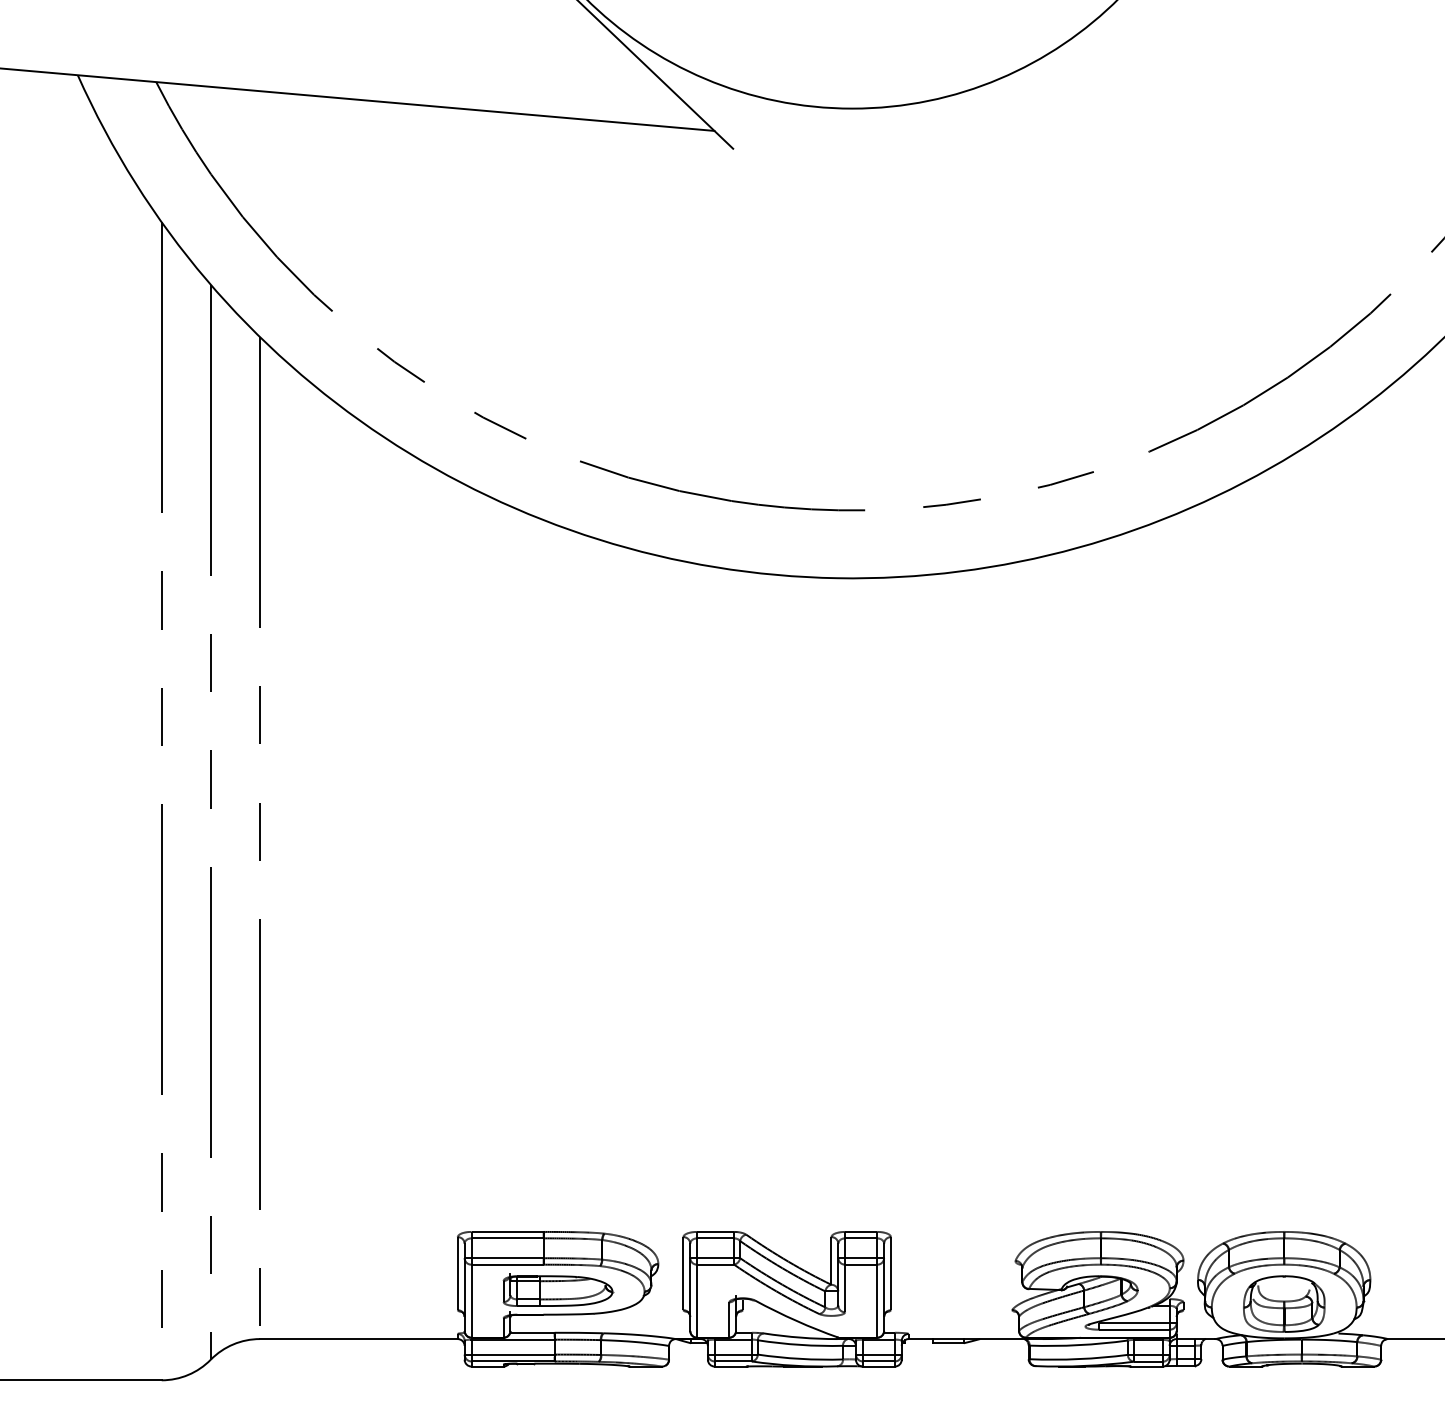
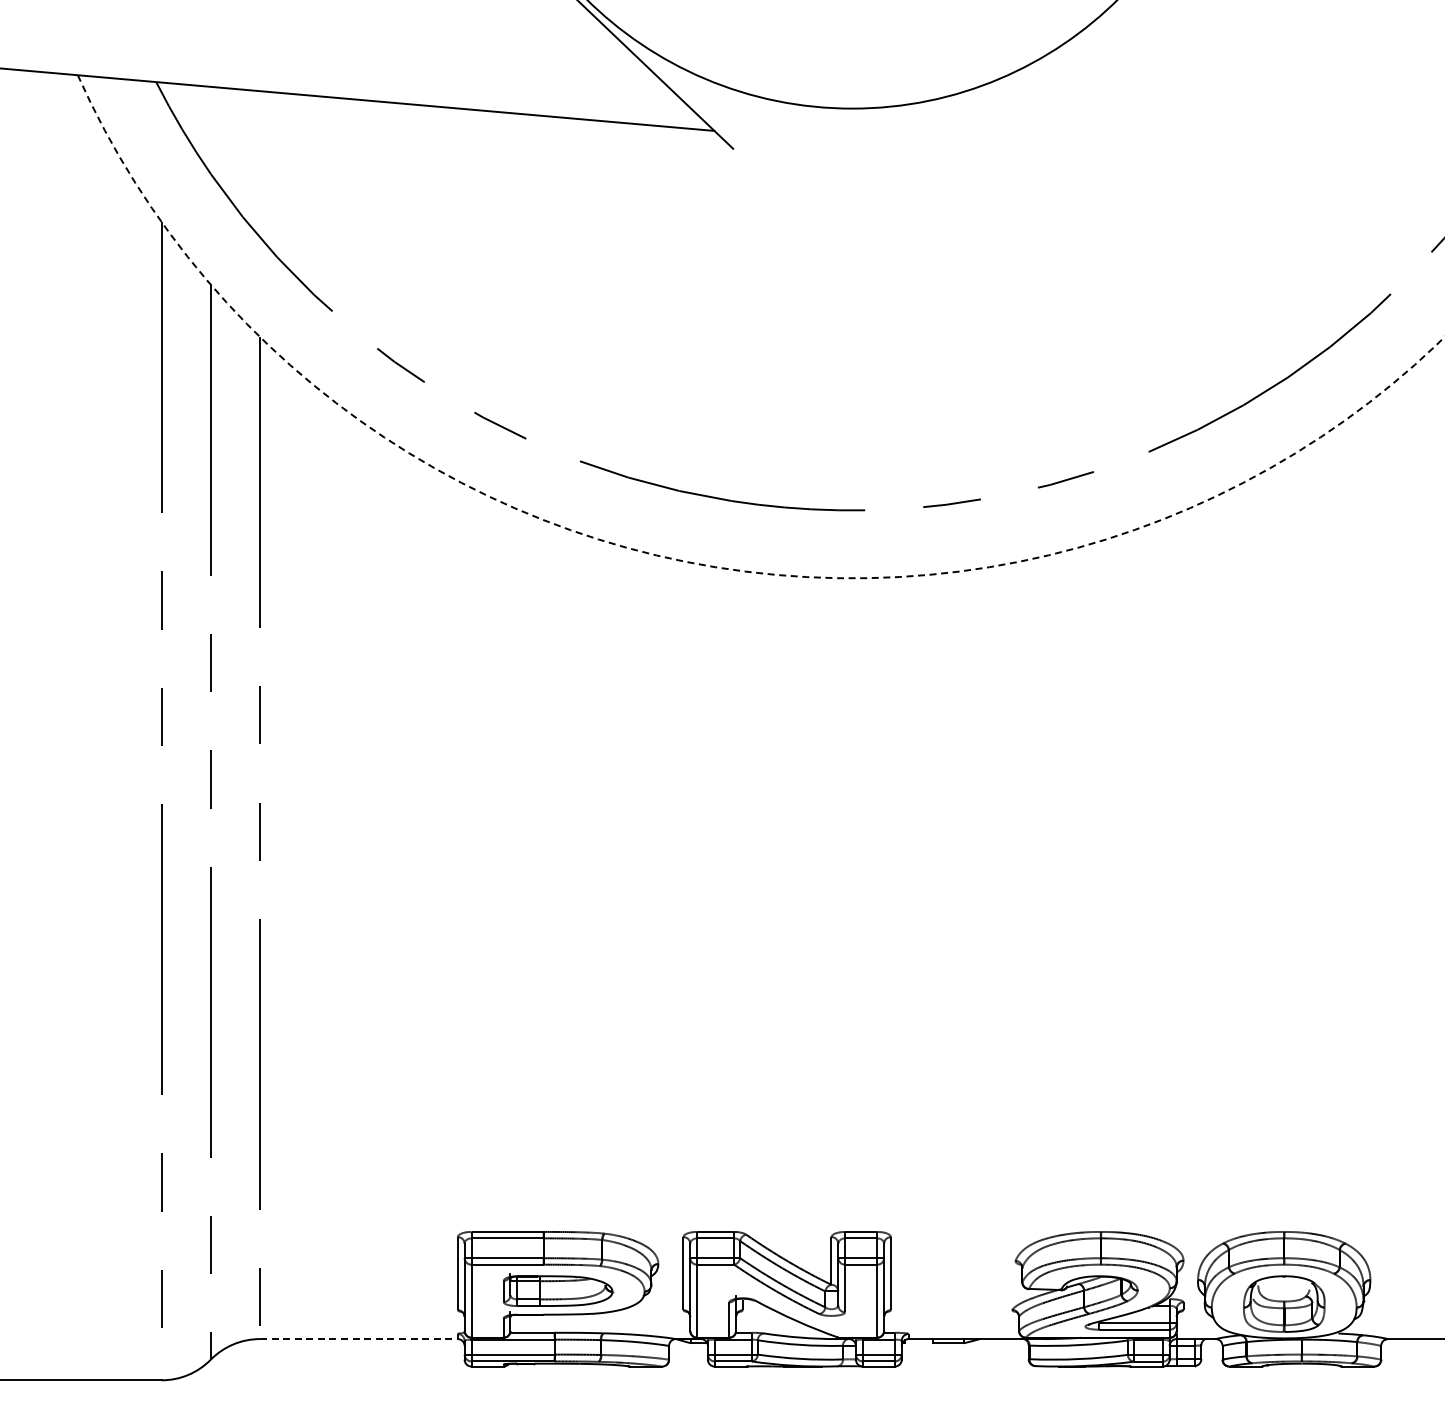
arc: solid -> dashed (695, 563)
line: solid -> dashed (358, 1339)
